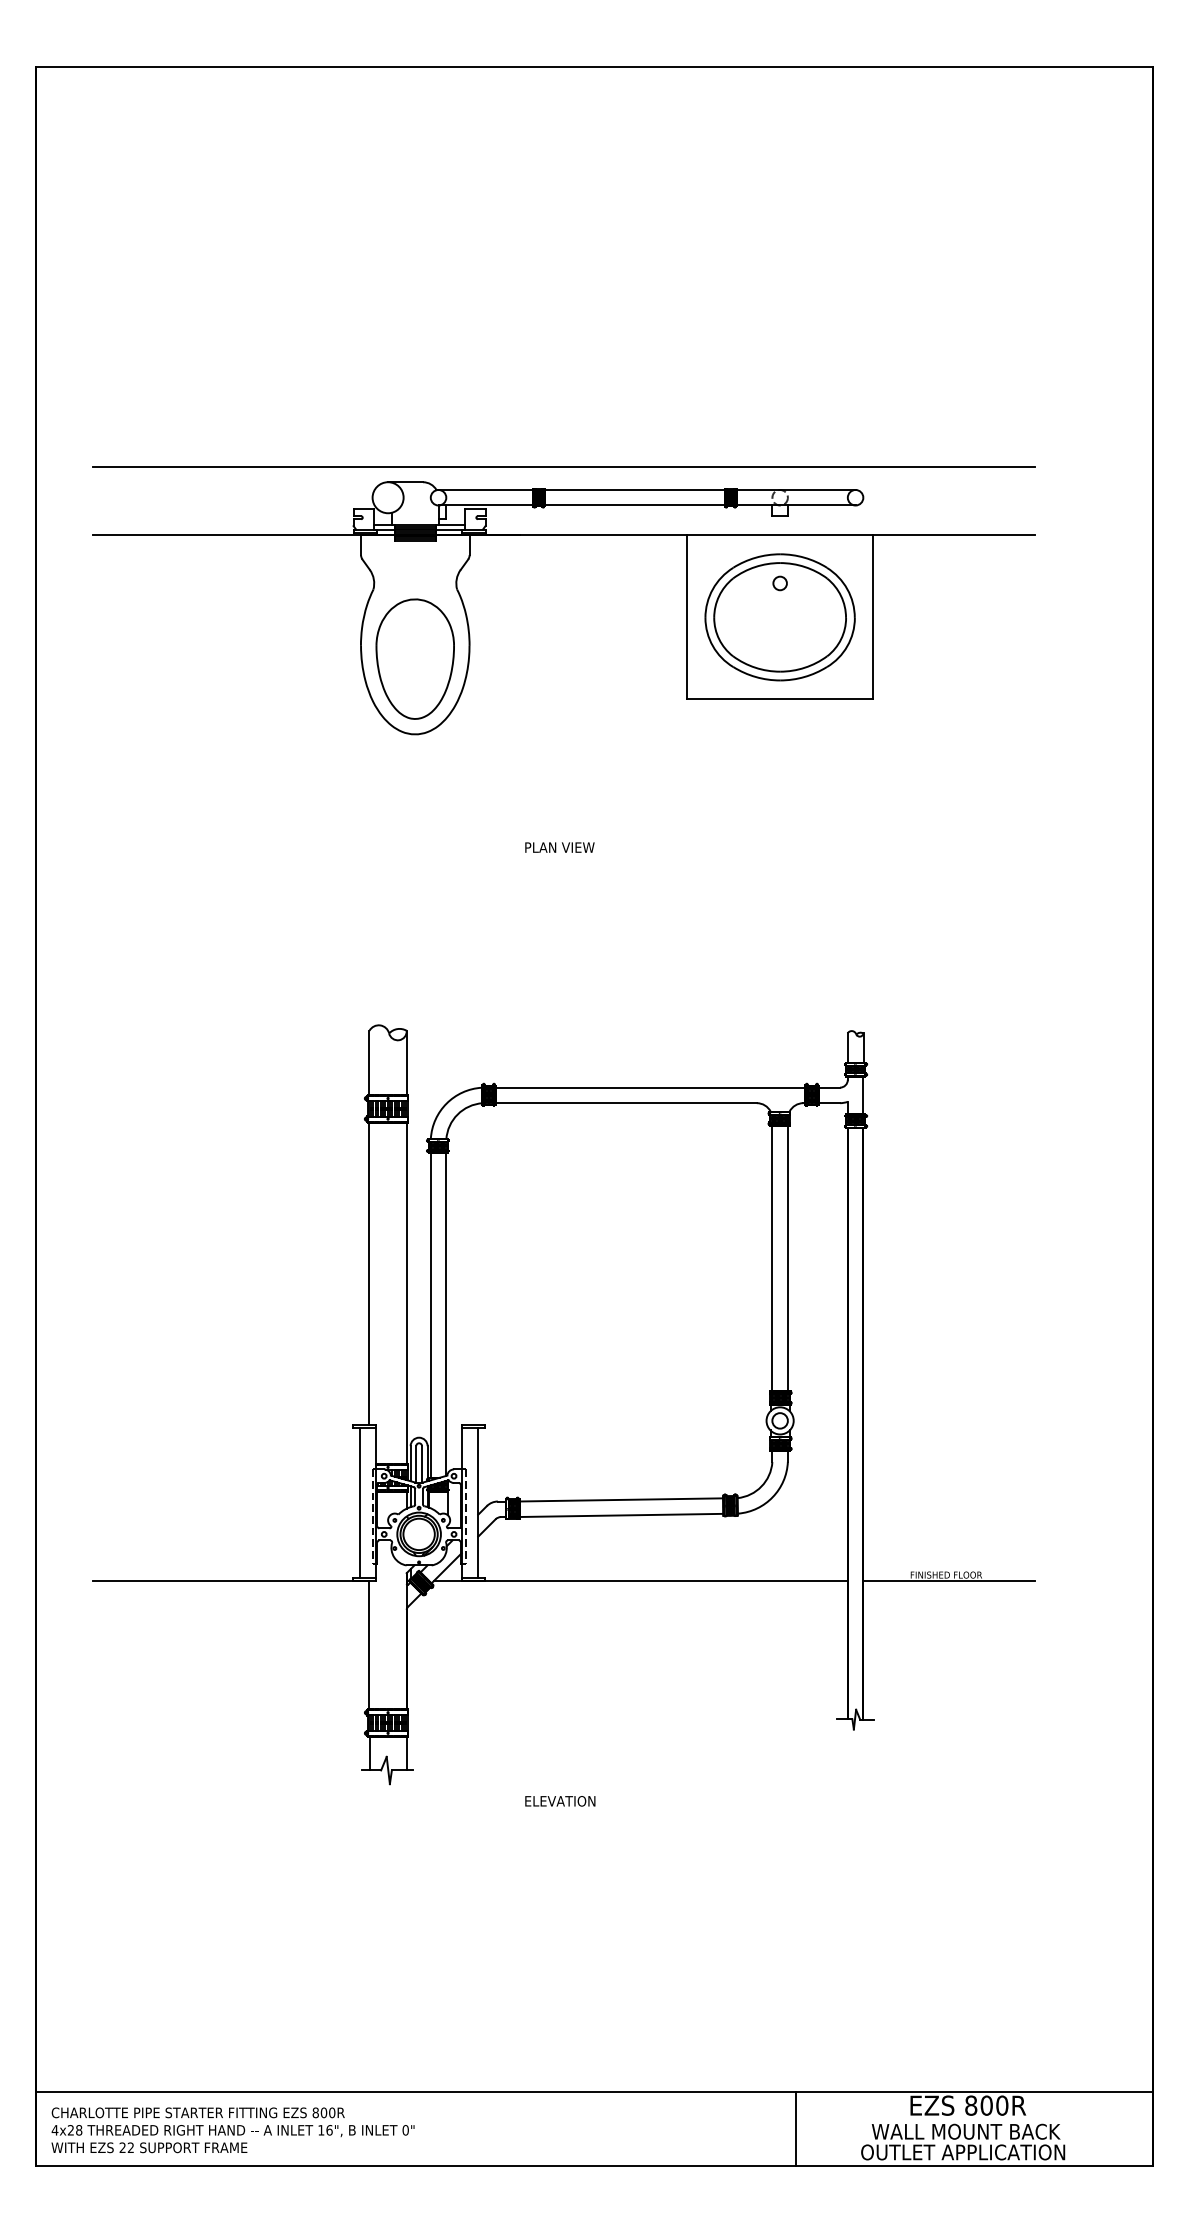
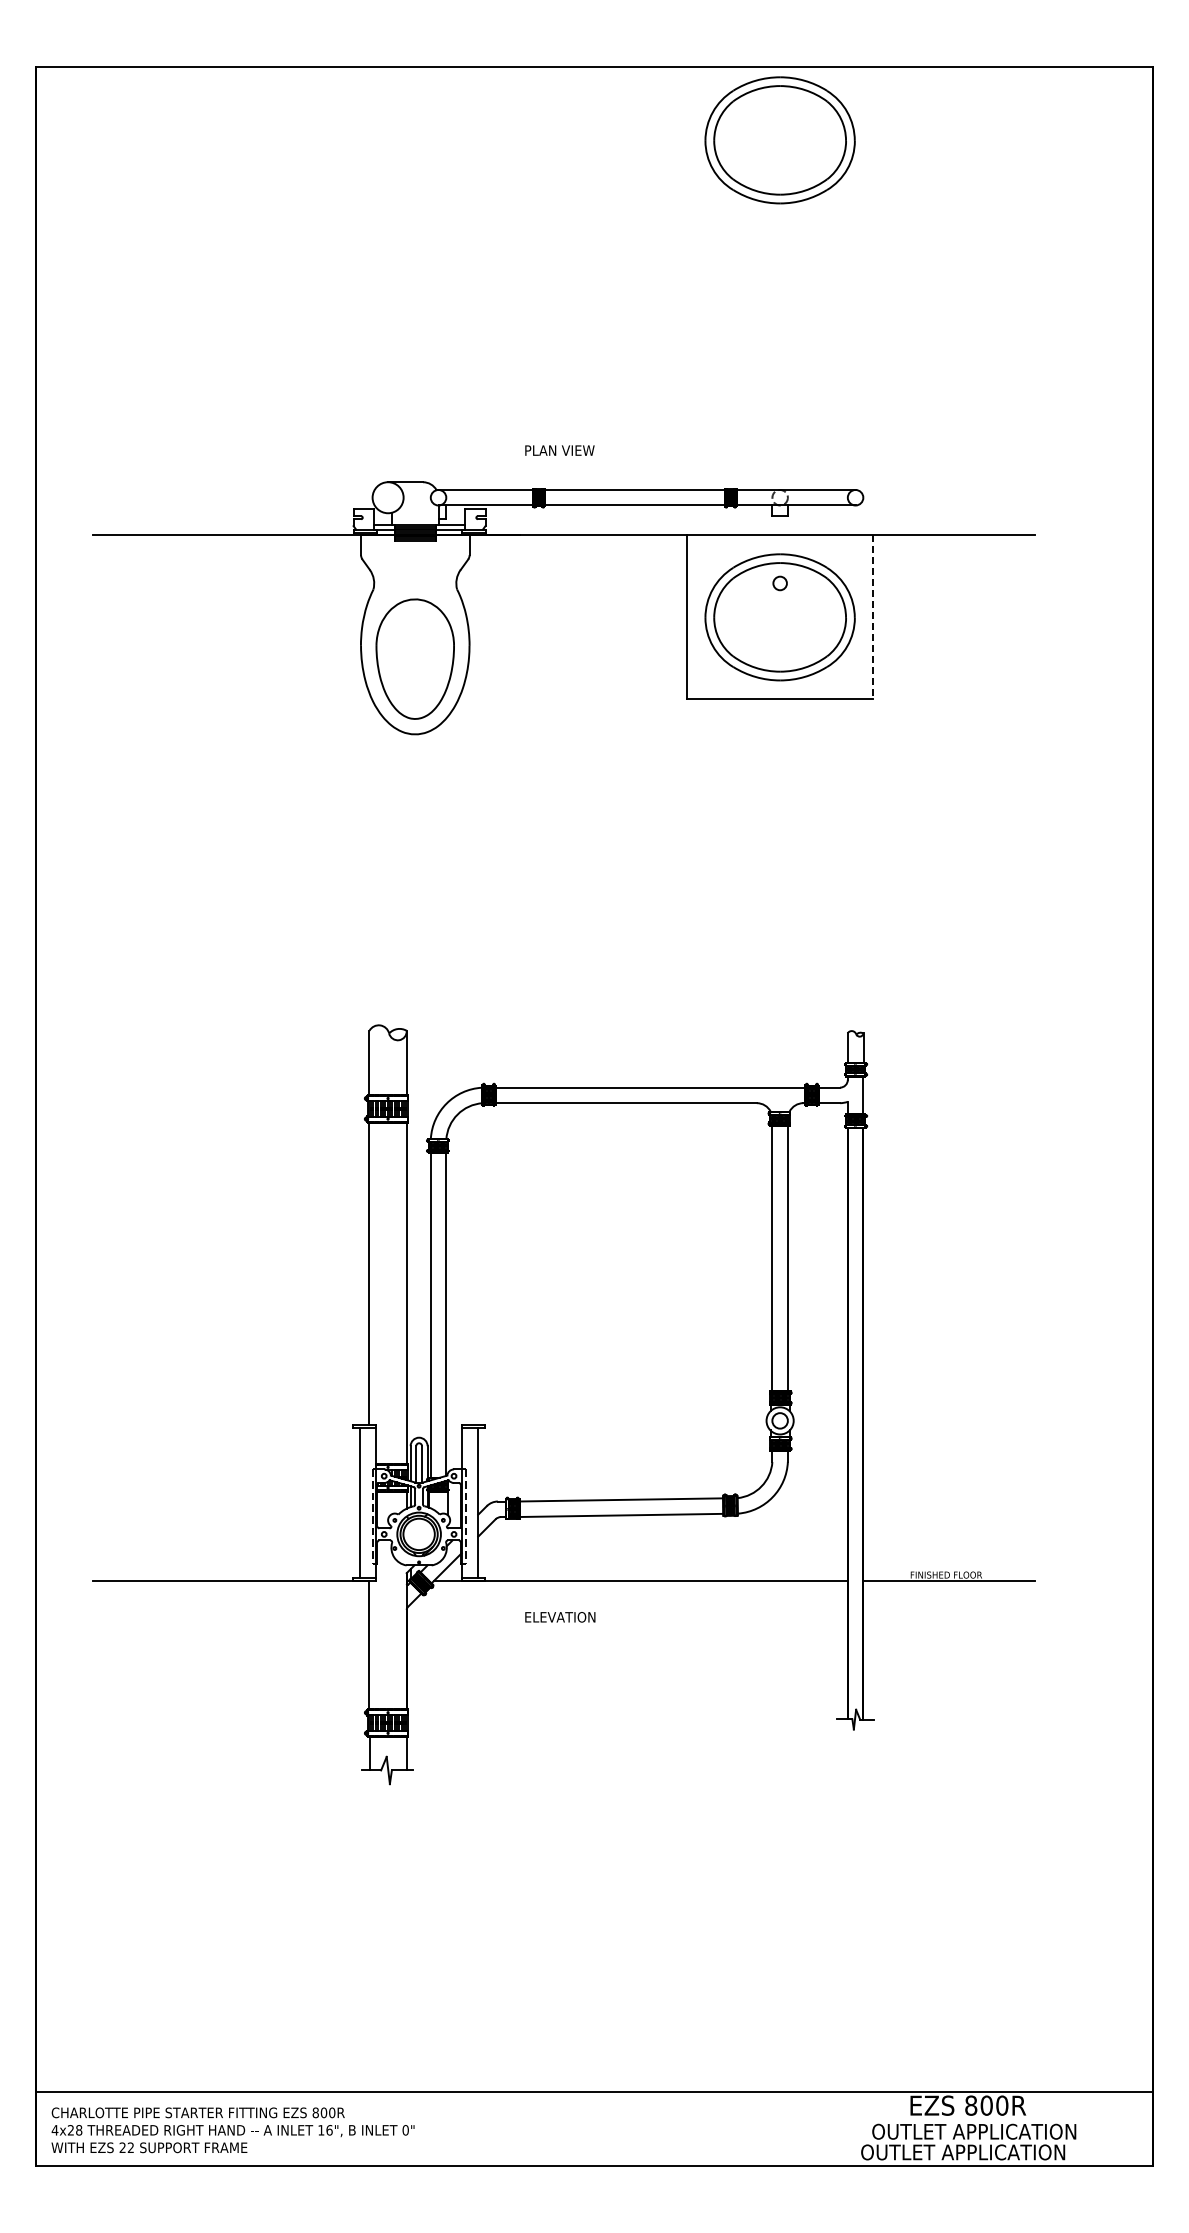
part: none -> present (779, 140)
line: present -> none (563, 466)
line: solid -> dashed (873, 617)
text position: (559, 847) -> (559, 450) (559, 450)
text position: (560, 1801) -> (560, 1617) (560, 1617)
line: present -> none (796, 2128)
text: WALL MOUNT BACK -> OUTLET APPLICATION (973, 2131)
